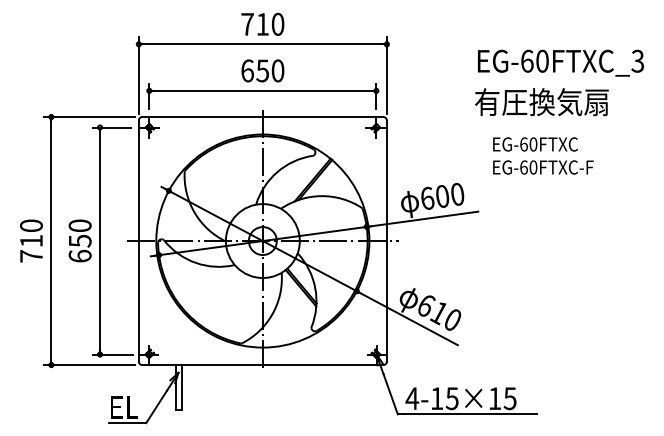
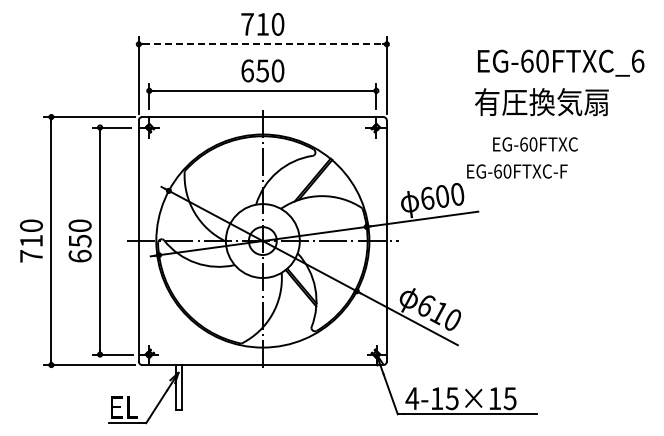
line: solid -> dashed (262, 44)
text: EG-60FTXC_3 -> EG-60FTXC_6 (637, 60)
text position: (543, 167) -> (517, 171) (517, 171)
